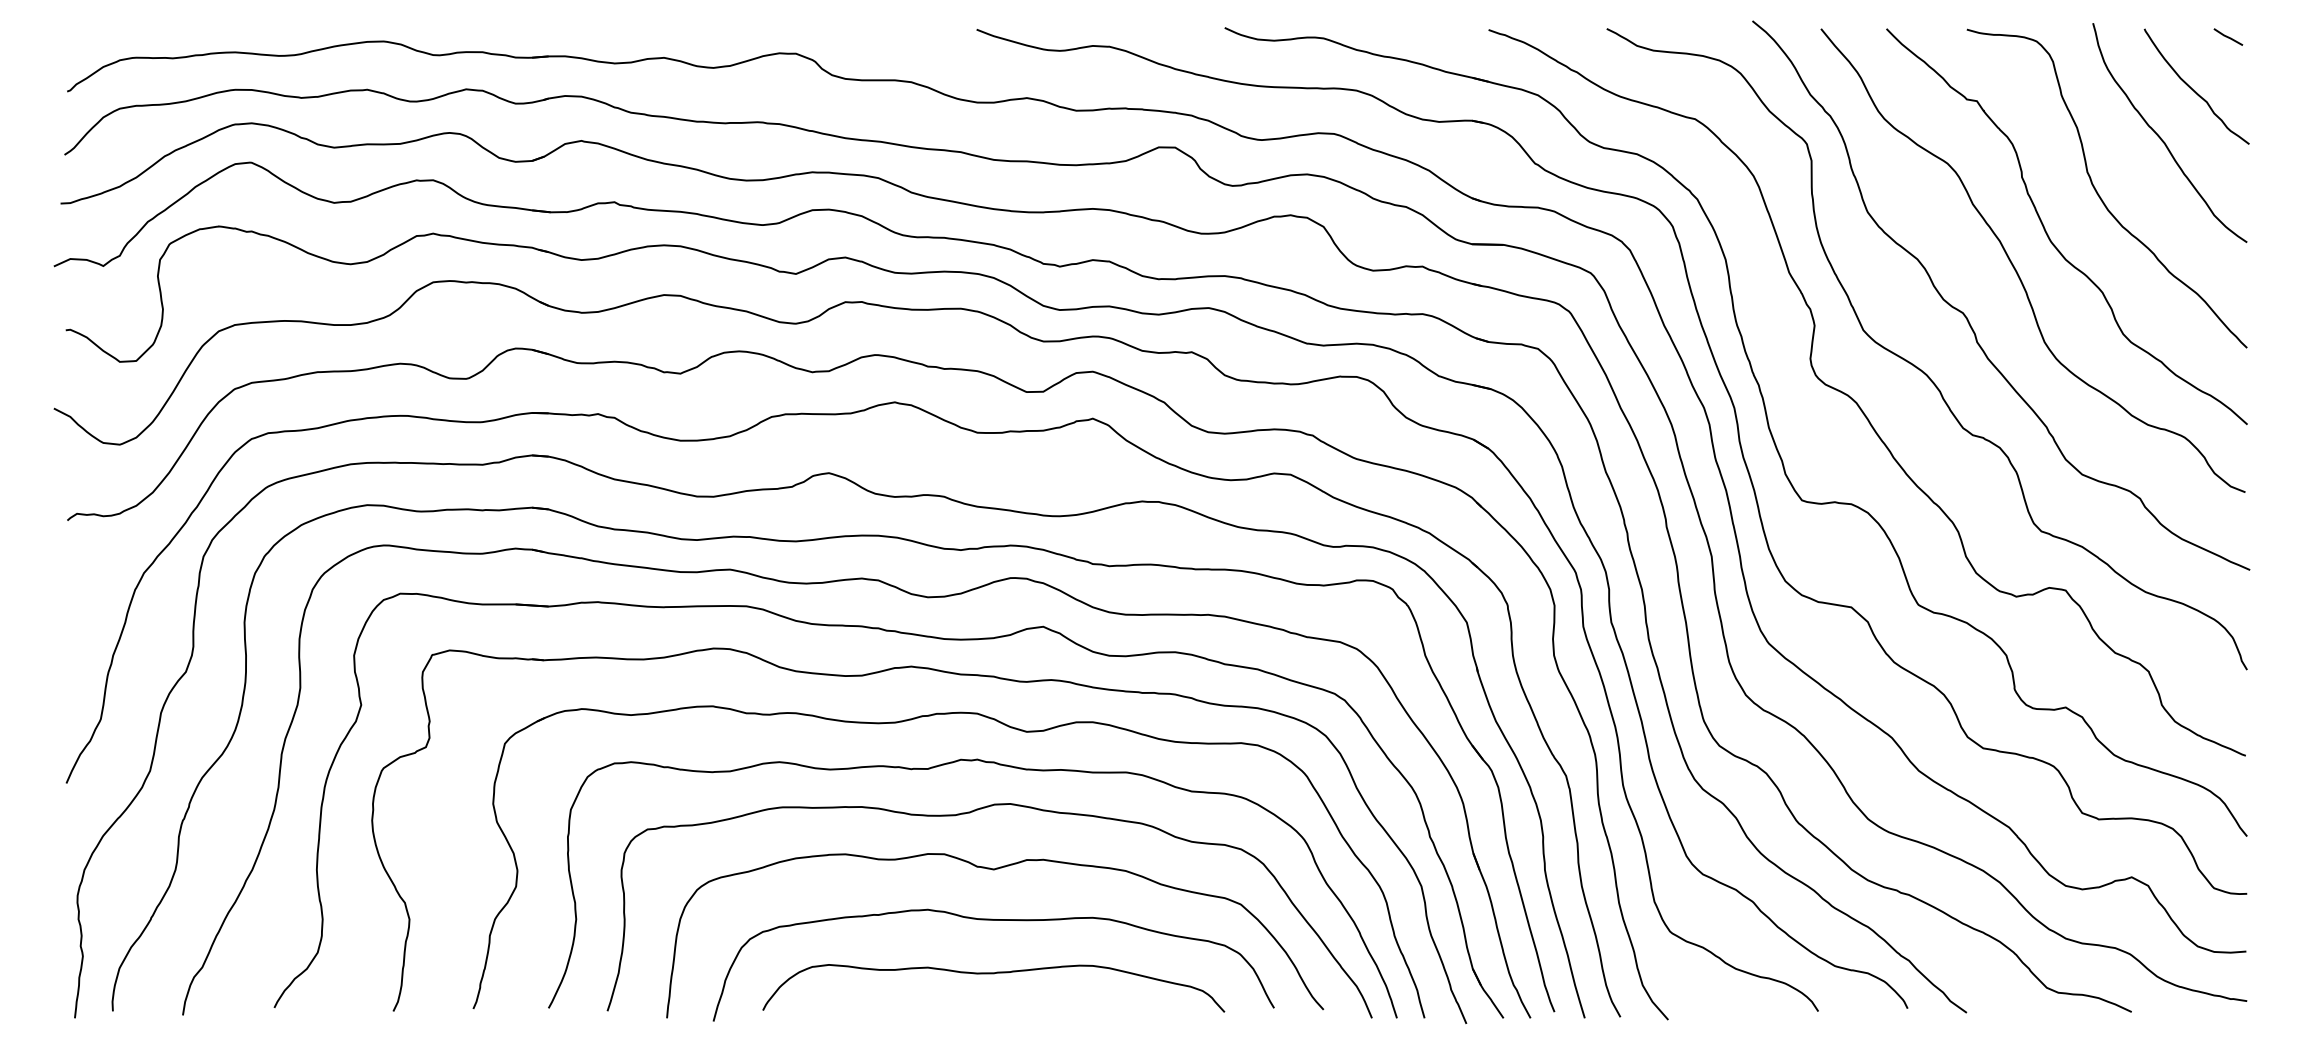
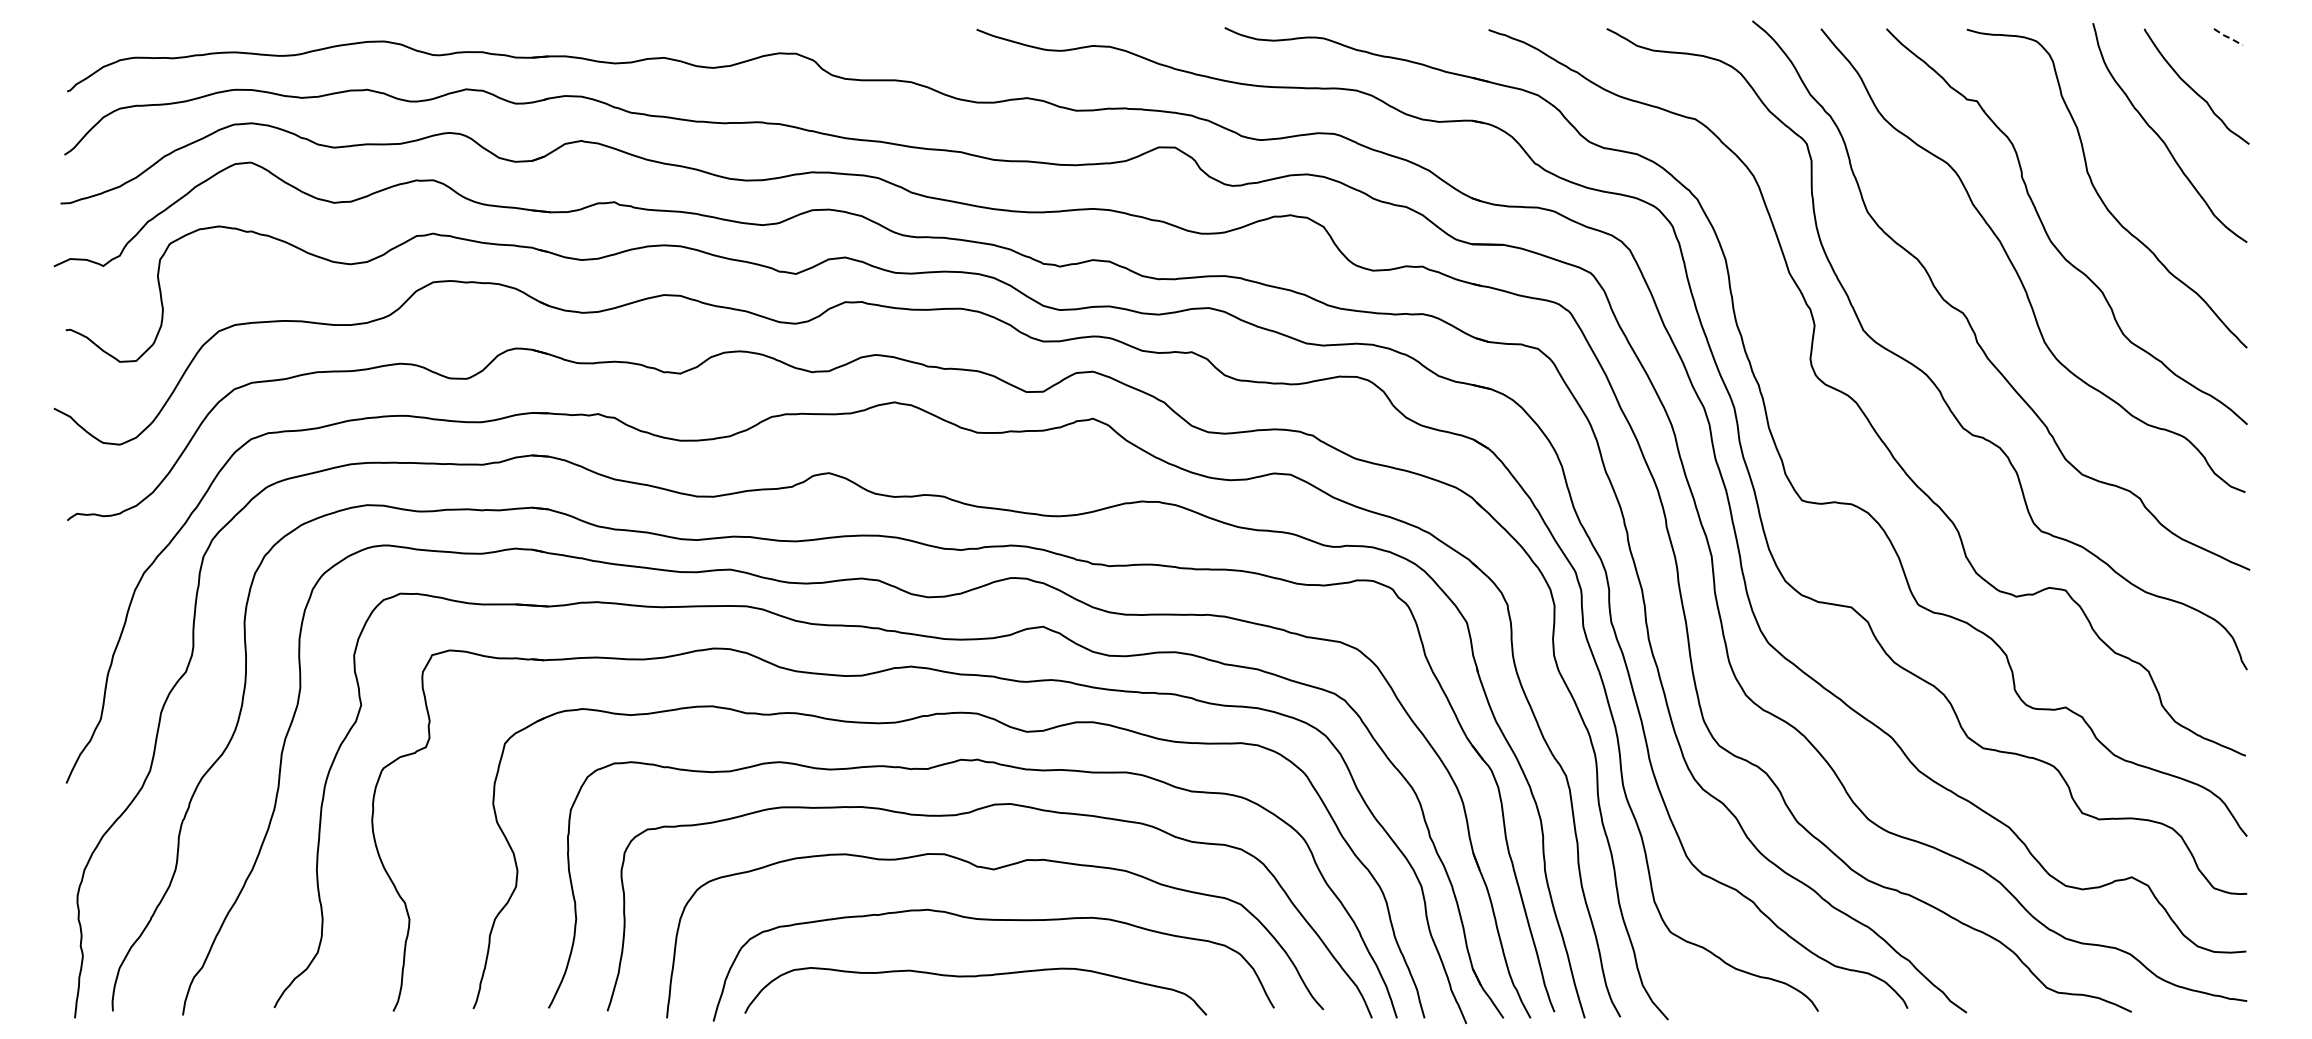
line: solid -> dashed (2228, 37)
curve position: (993, 974) -> (975, 977) (975, 977)
